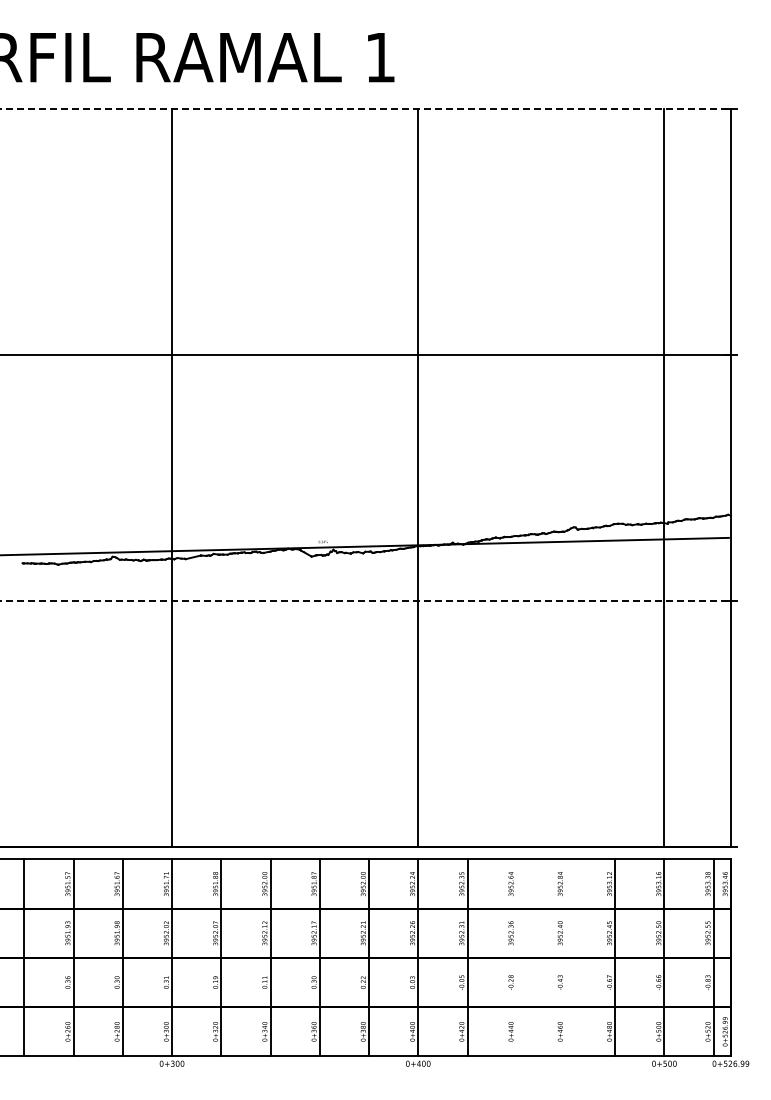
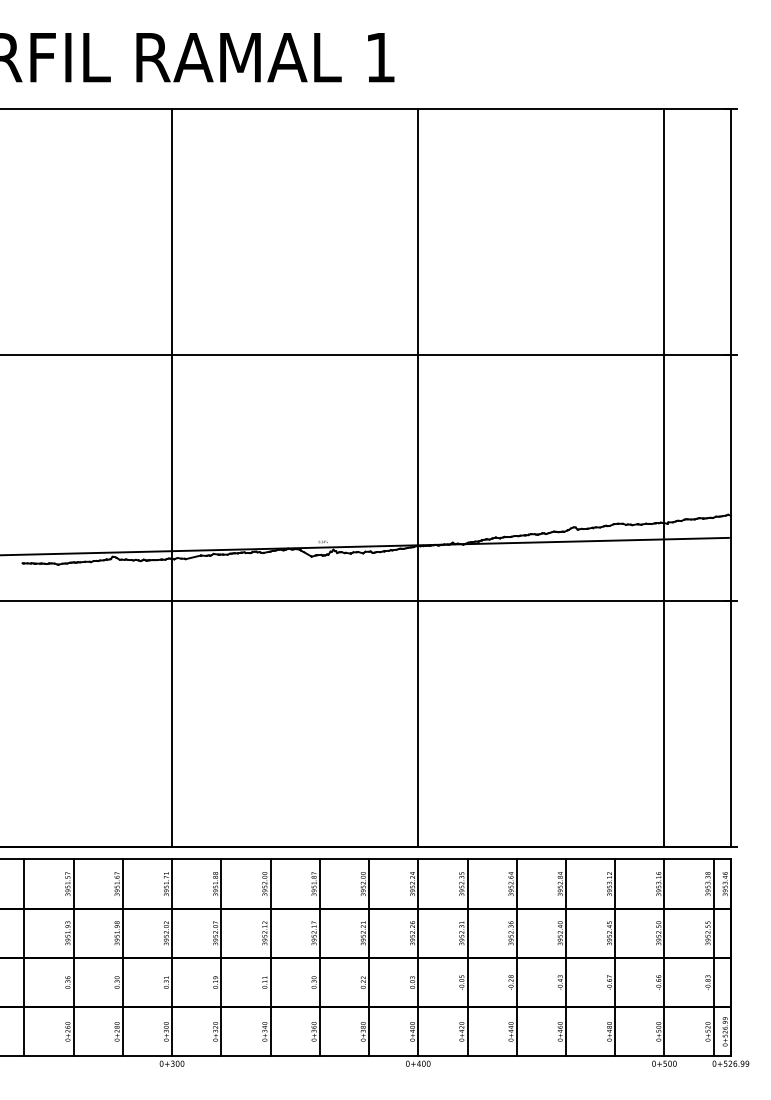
line: dashed -> solid (366, 108)
line: dashed -> solid (366, 600)
line: none -> present (516, 957)
line: none -> present (565, 957)
